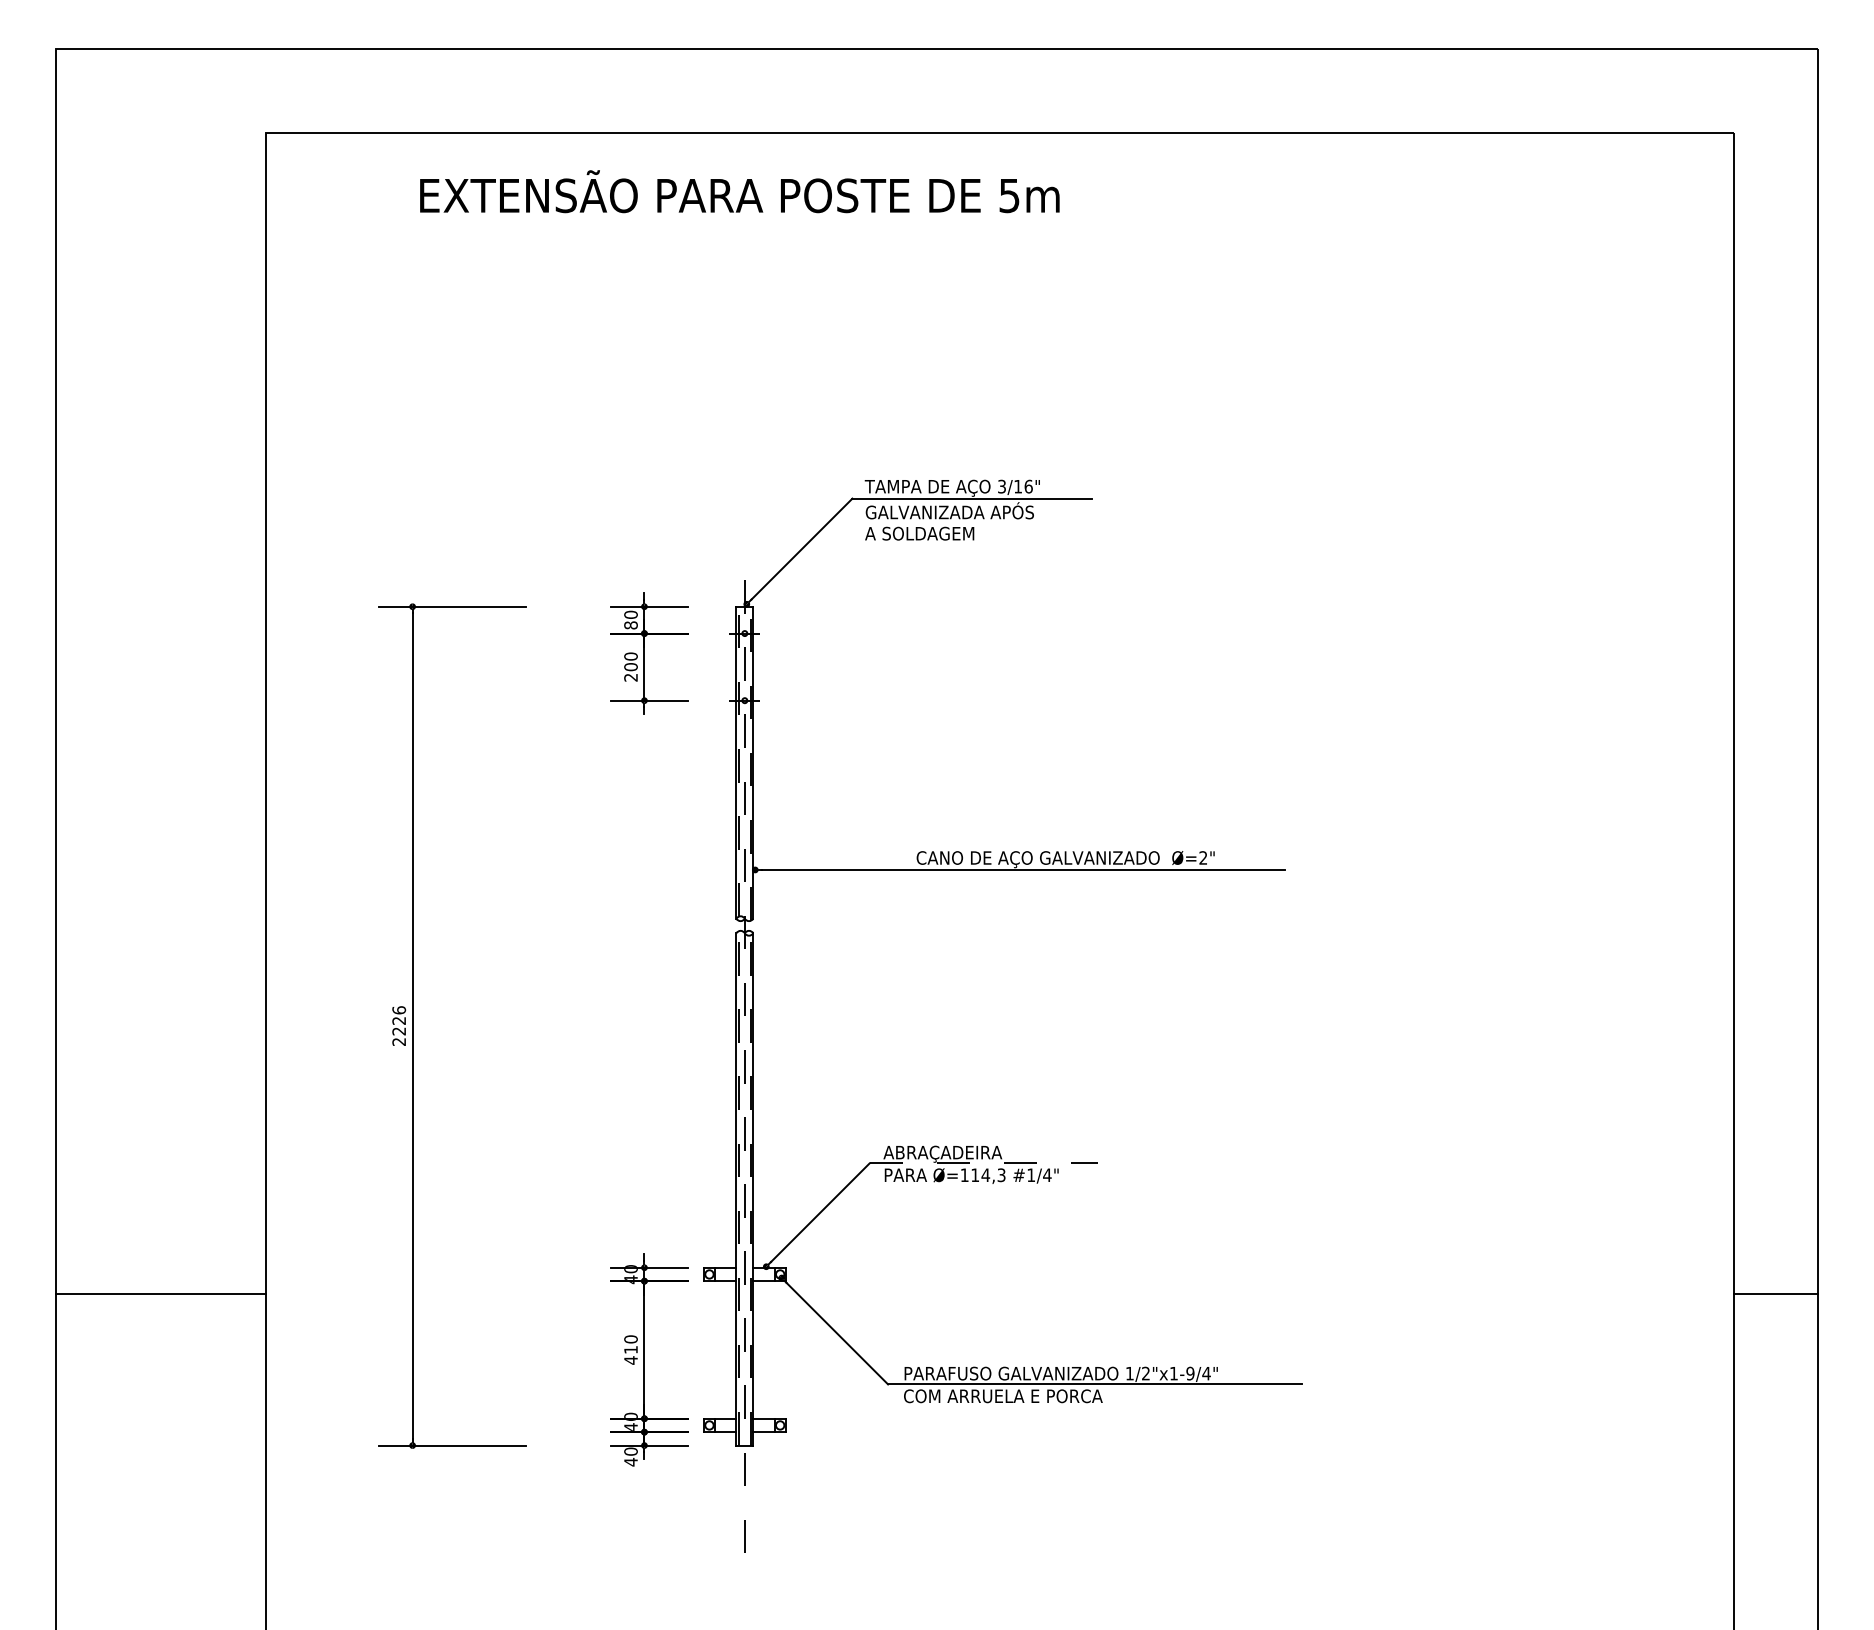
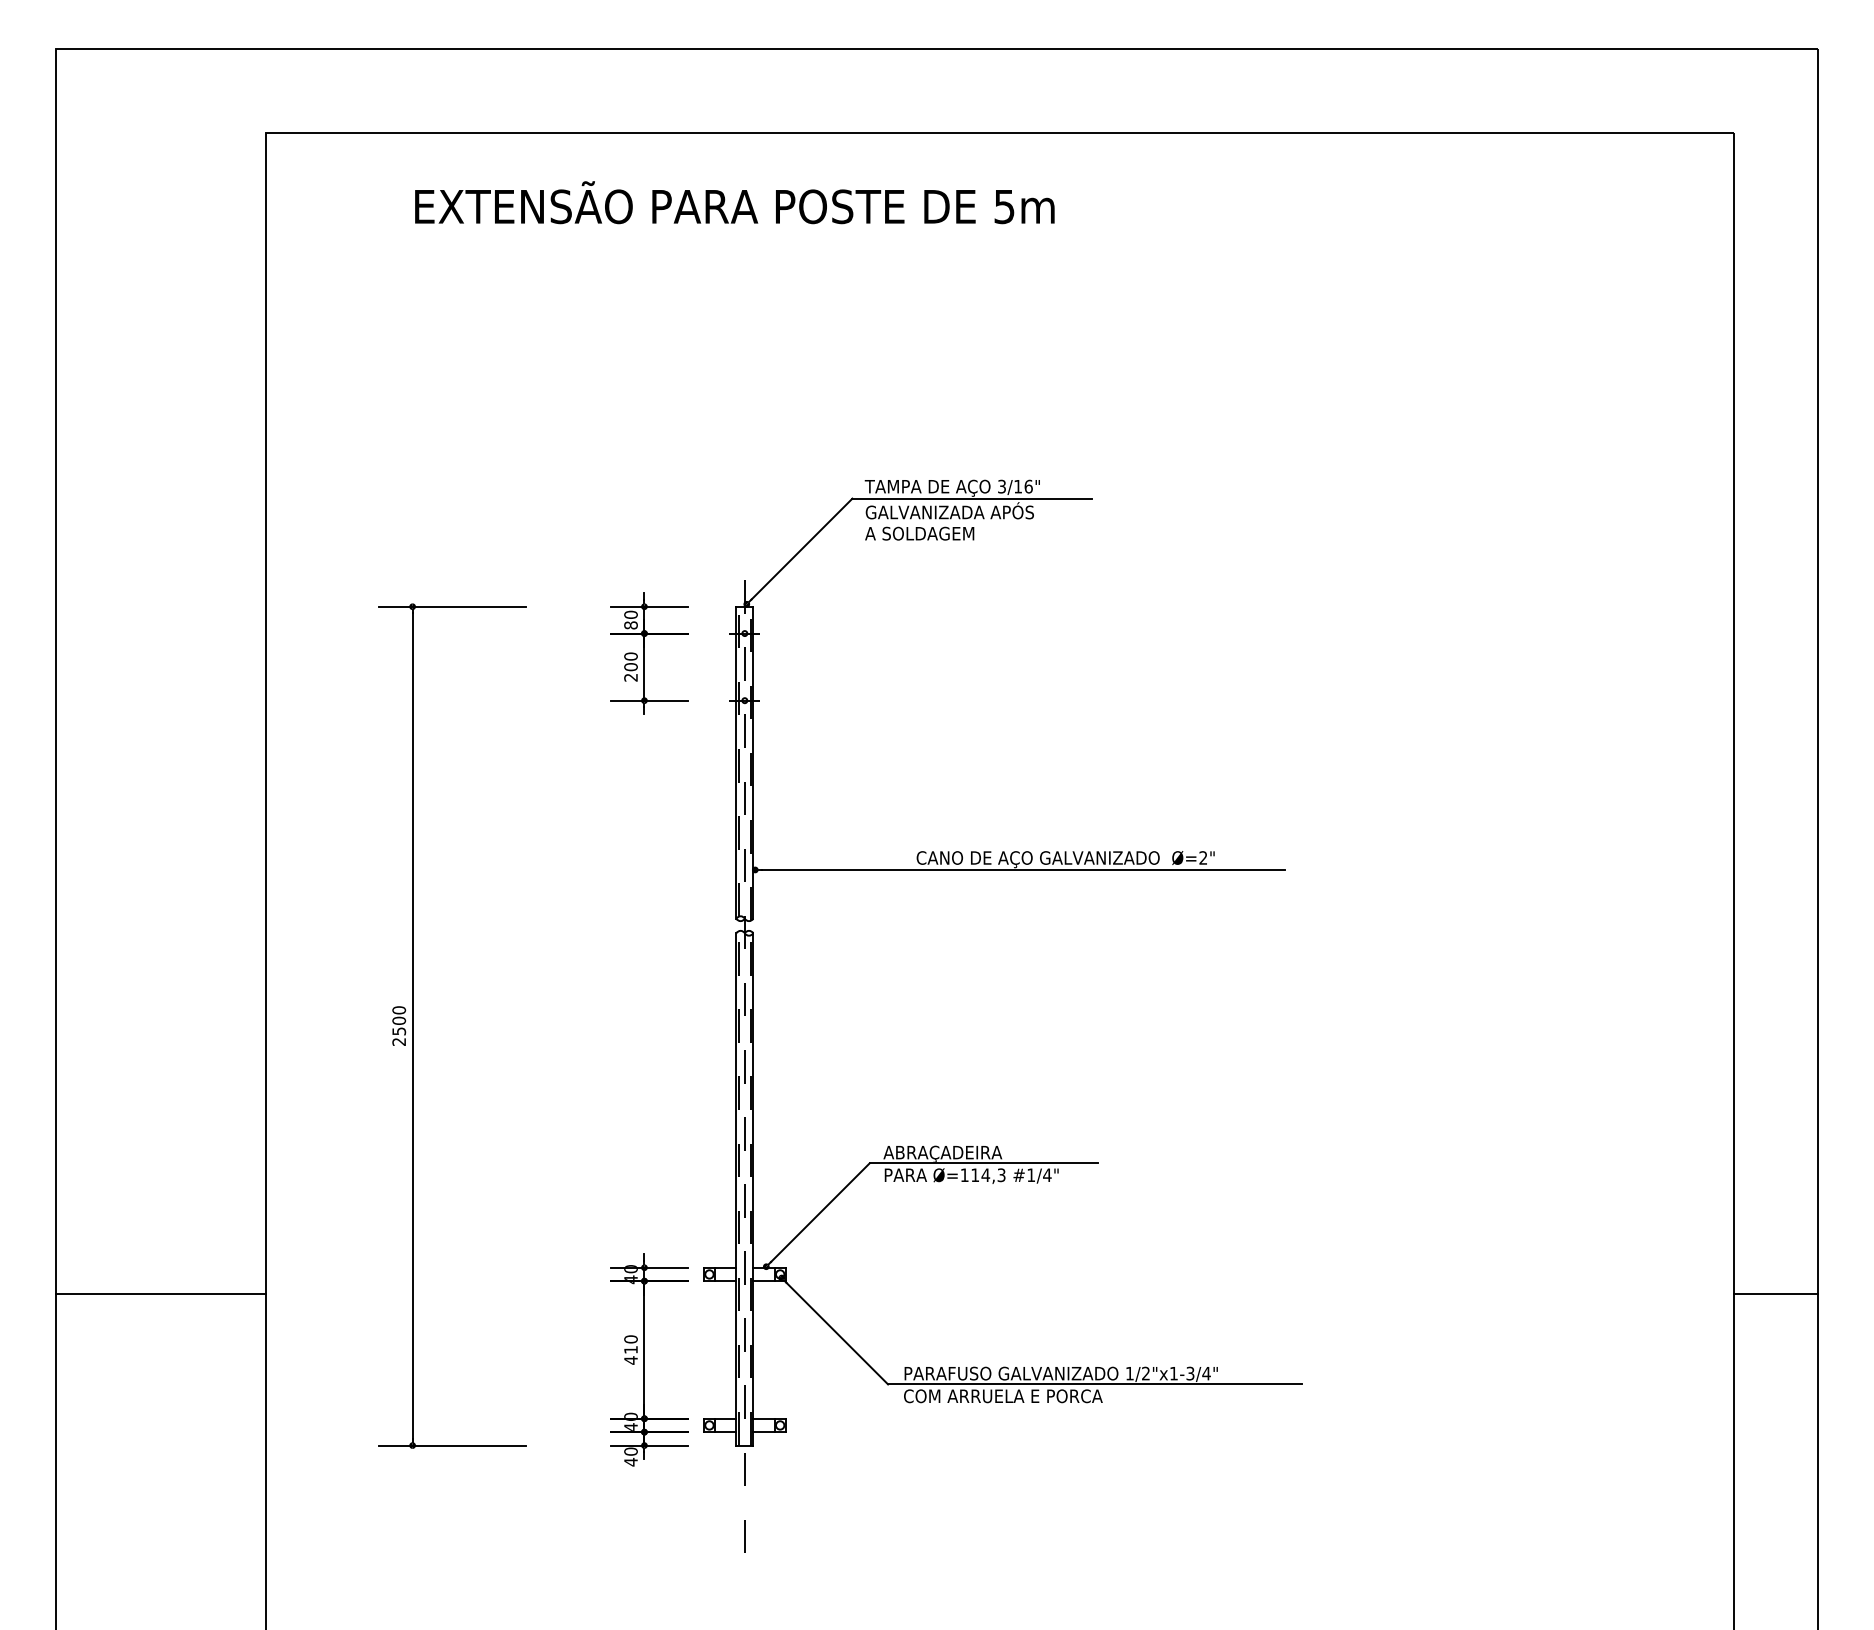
text position: (739, 191) -> (734, 202) (734, 202)
text: 2226 -> 2500 (399, 1020)
line: dashed -> solid (984, 1163)
text: 1/2"x1-9/4" -> 1/2"x1-3/4" (1190, 1373)
